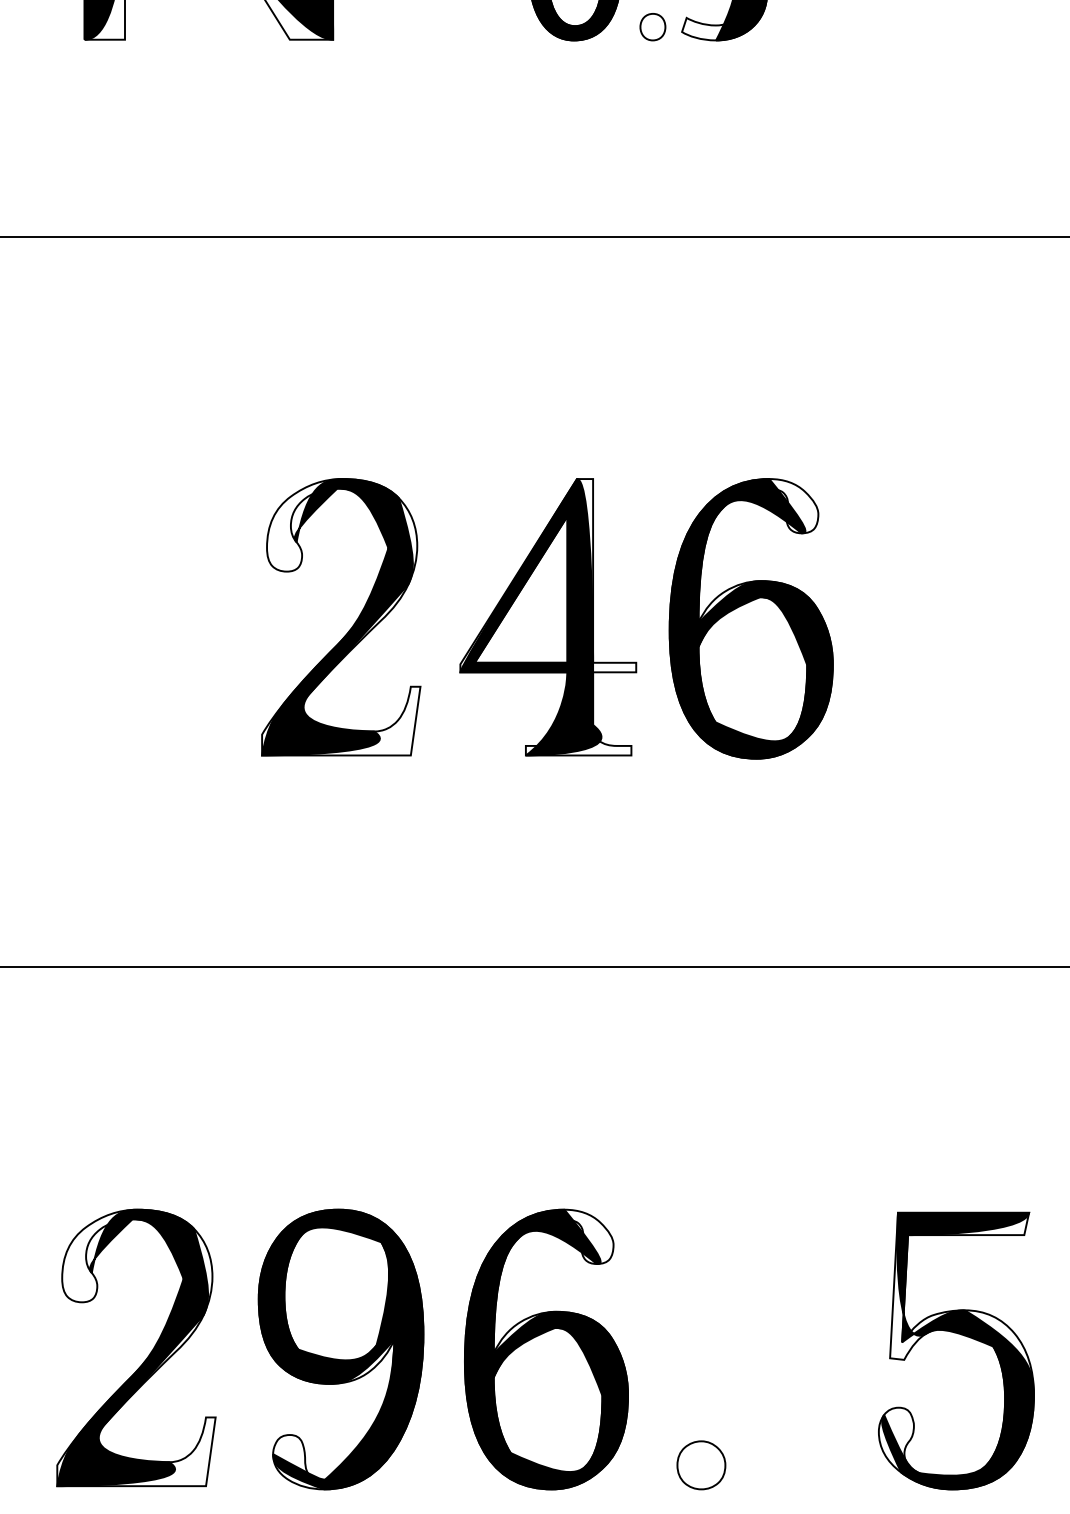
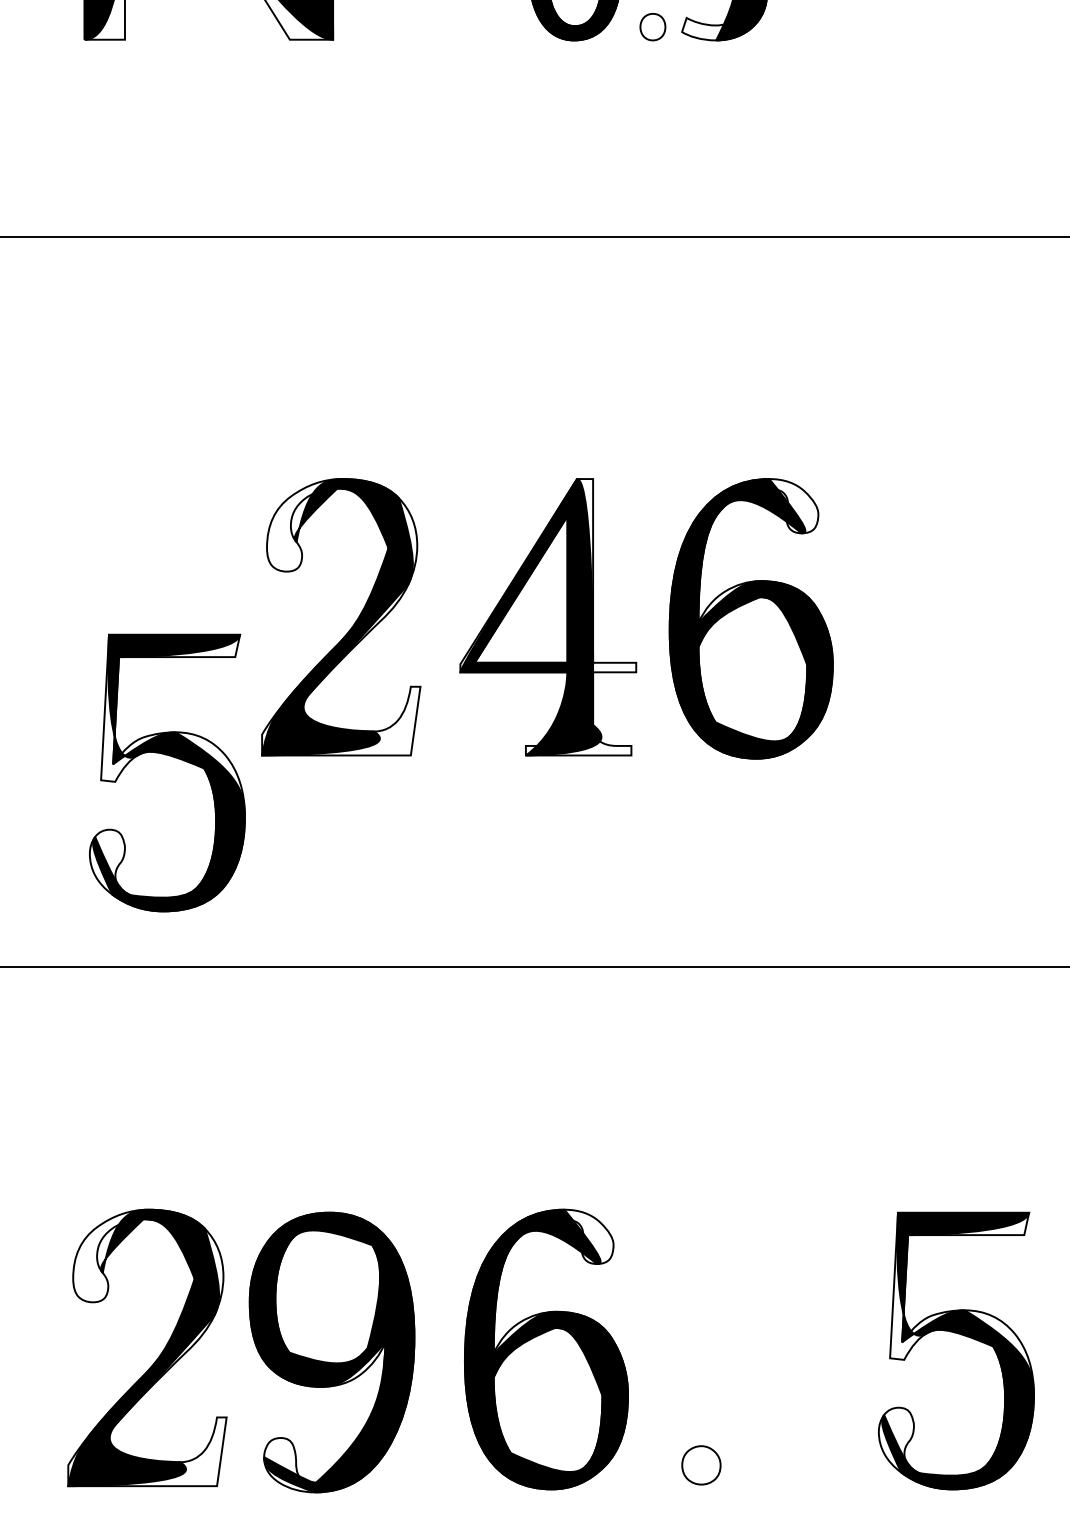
part: none -> present (172, 757)
part position: (340, 1349) -> (331, 1352) (331, 1352)
part position: (146, 1357) -> (157, 1357) (157, 1357)
part size: 51x51 px -> 41x41 px (701, 1465)
